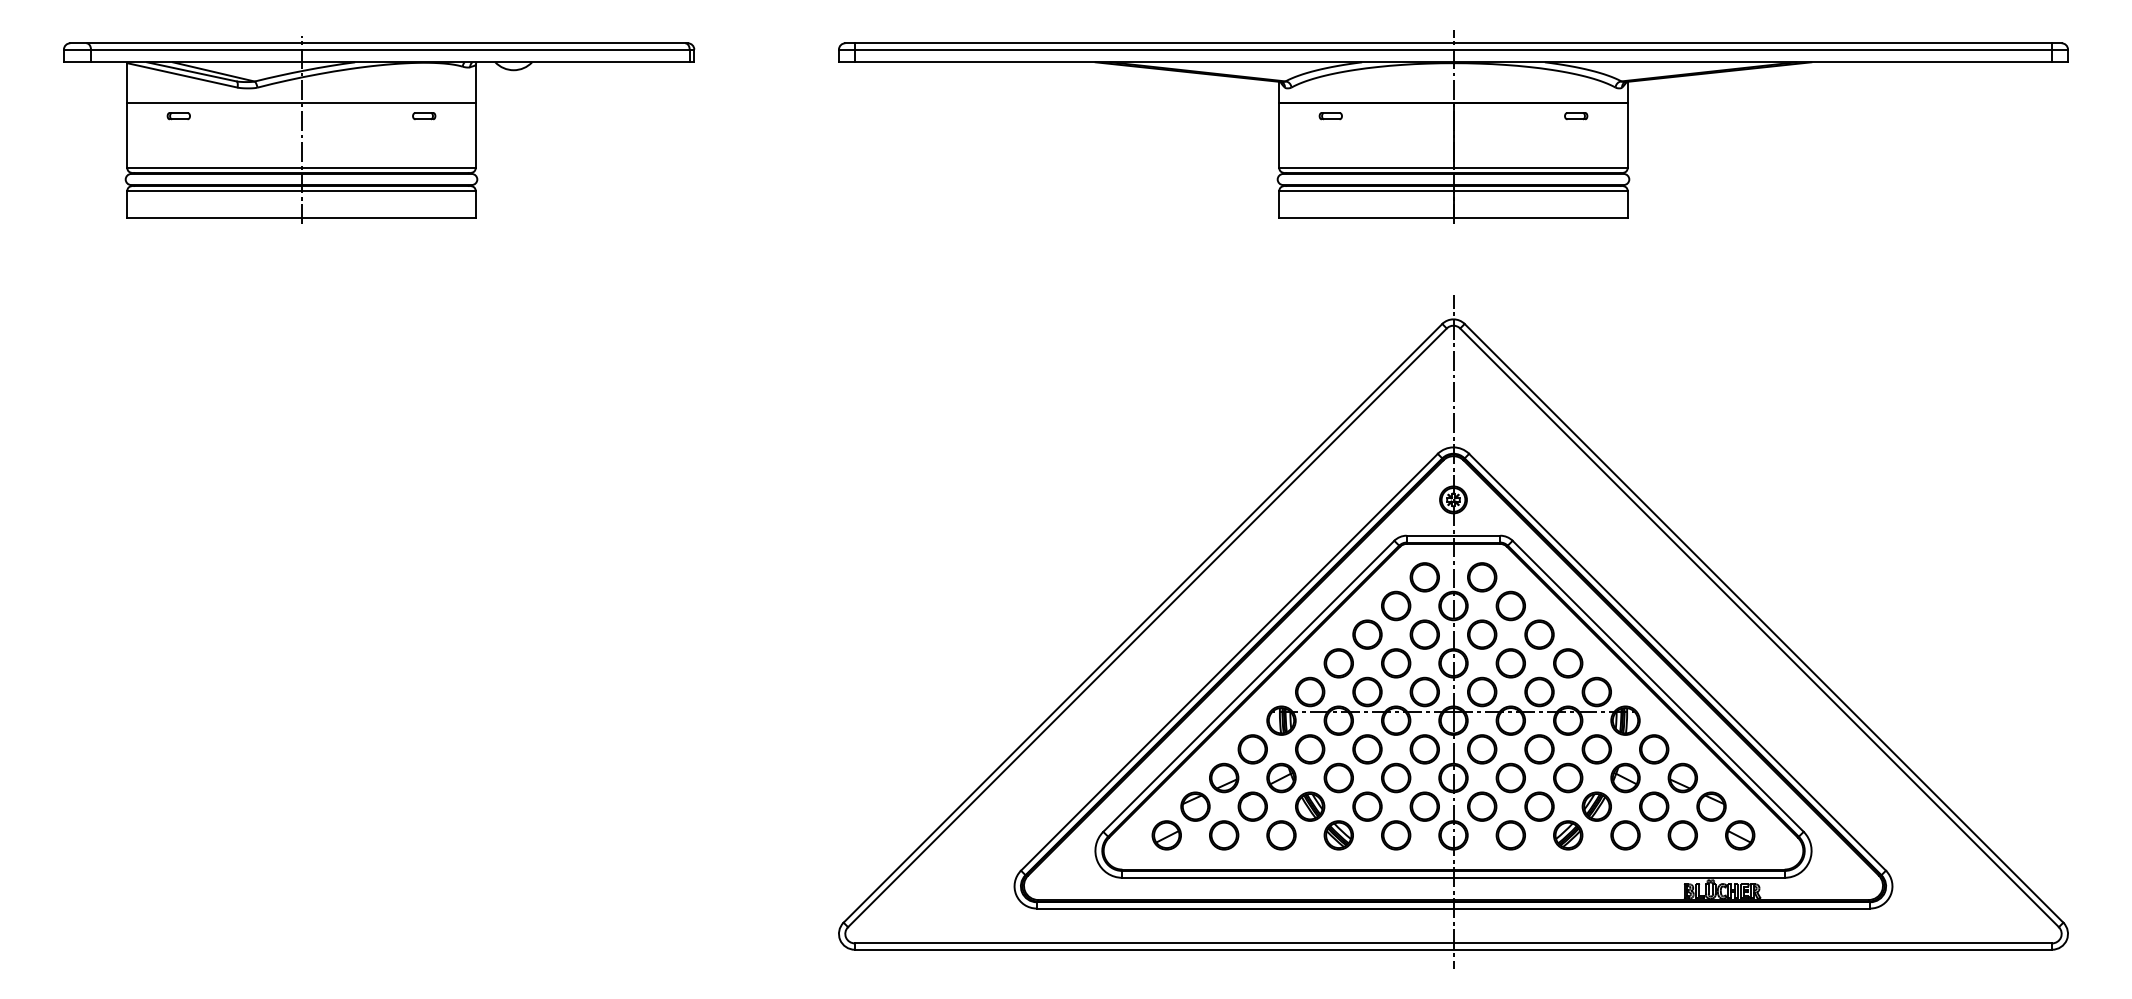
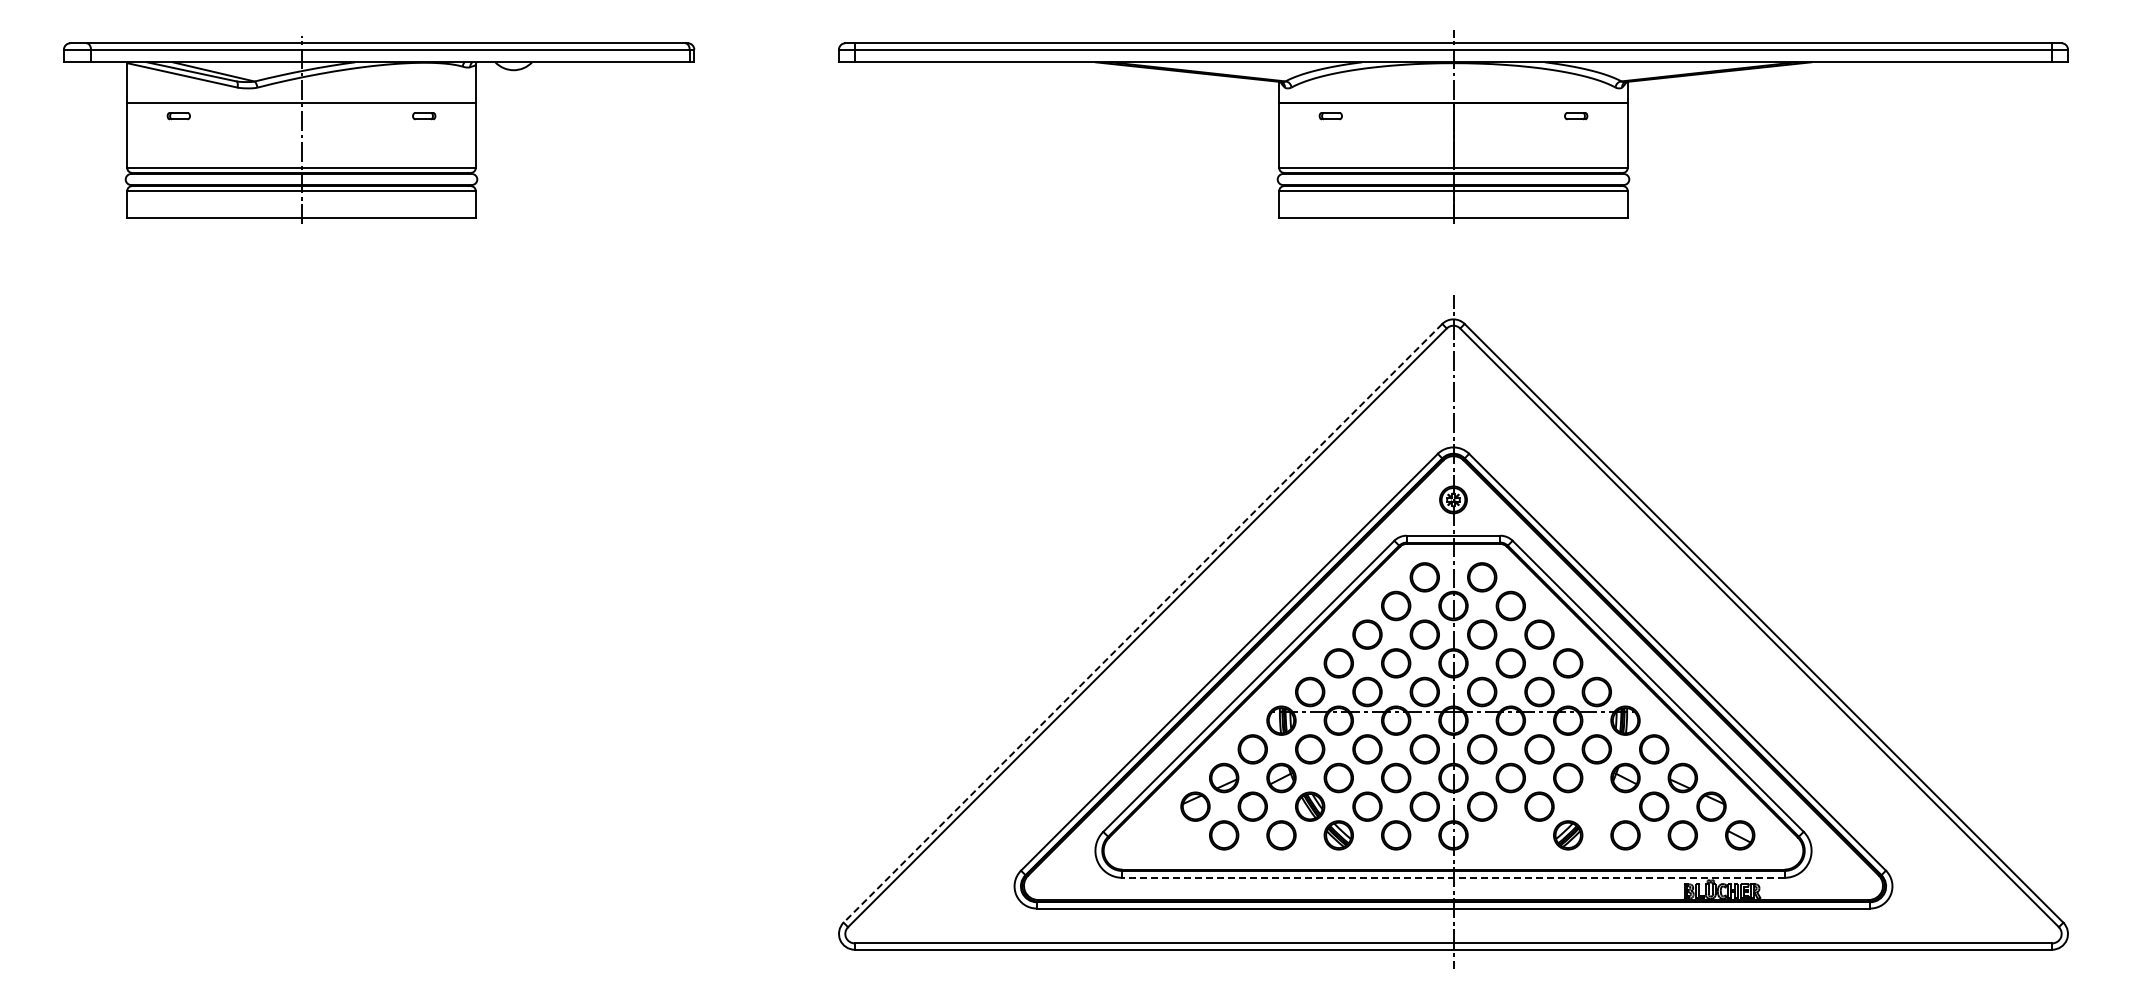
line: solid -> dashed (1142, 623)
part: present -> none (1596, 806)
part: present -> none (1166, 835)
part: present -> none (1510, 835)
line: solid -> dashed (1453, 877)
